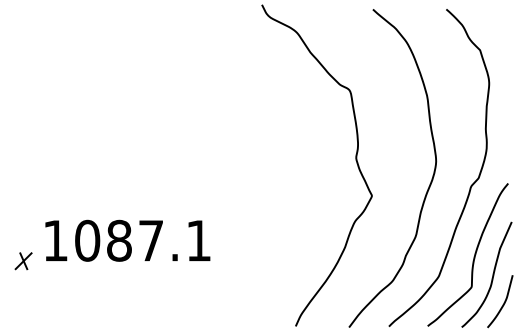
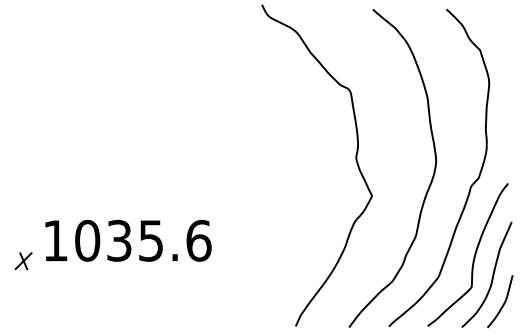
text: 1087.1 -> 1035.6 (159, 240)
